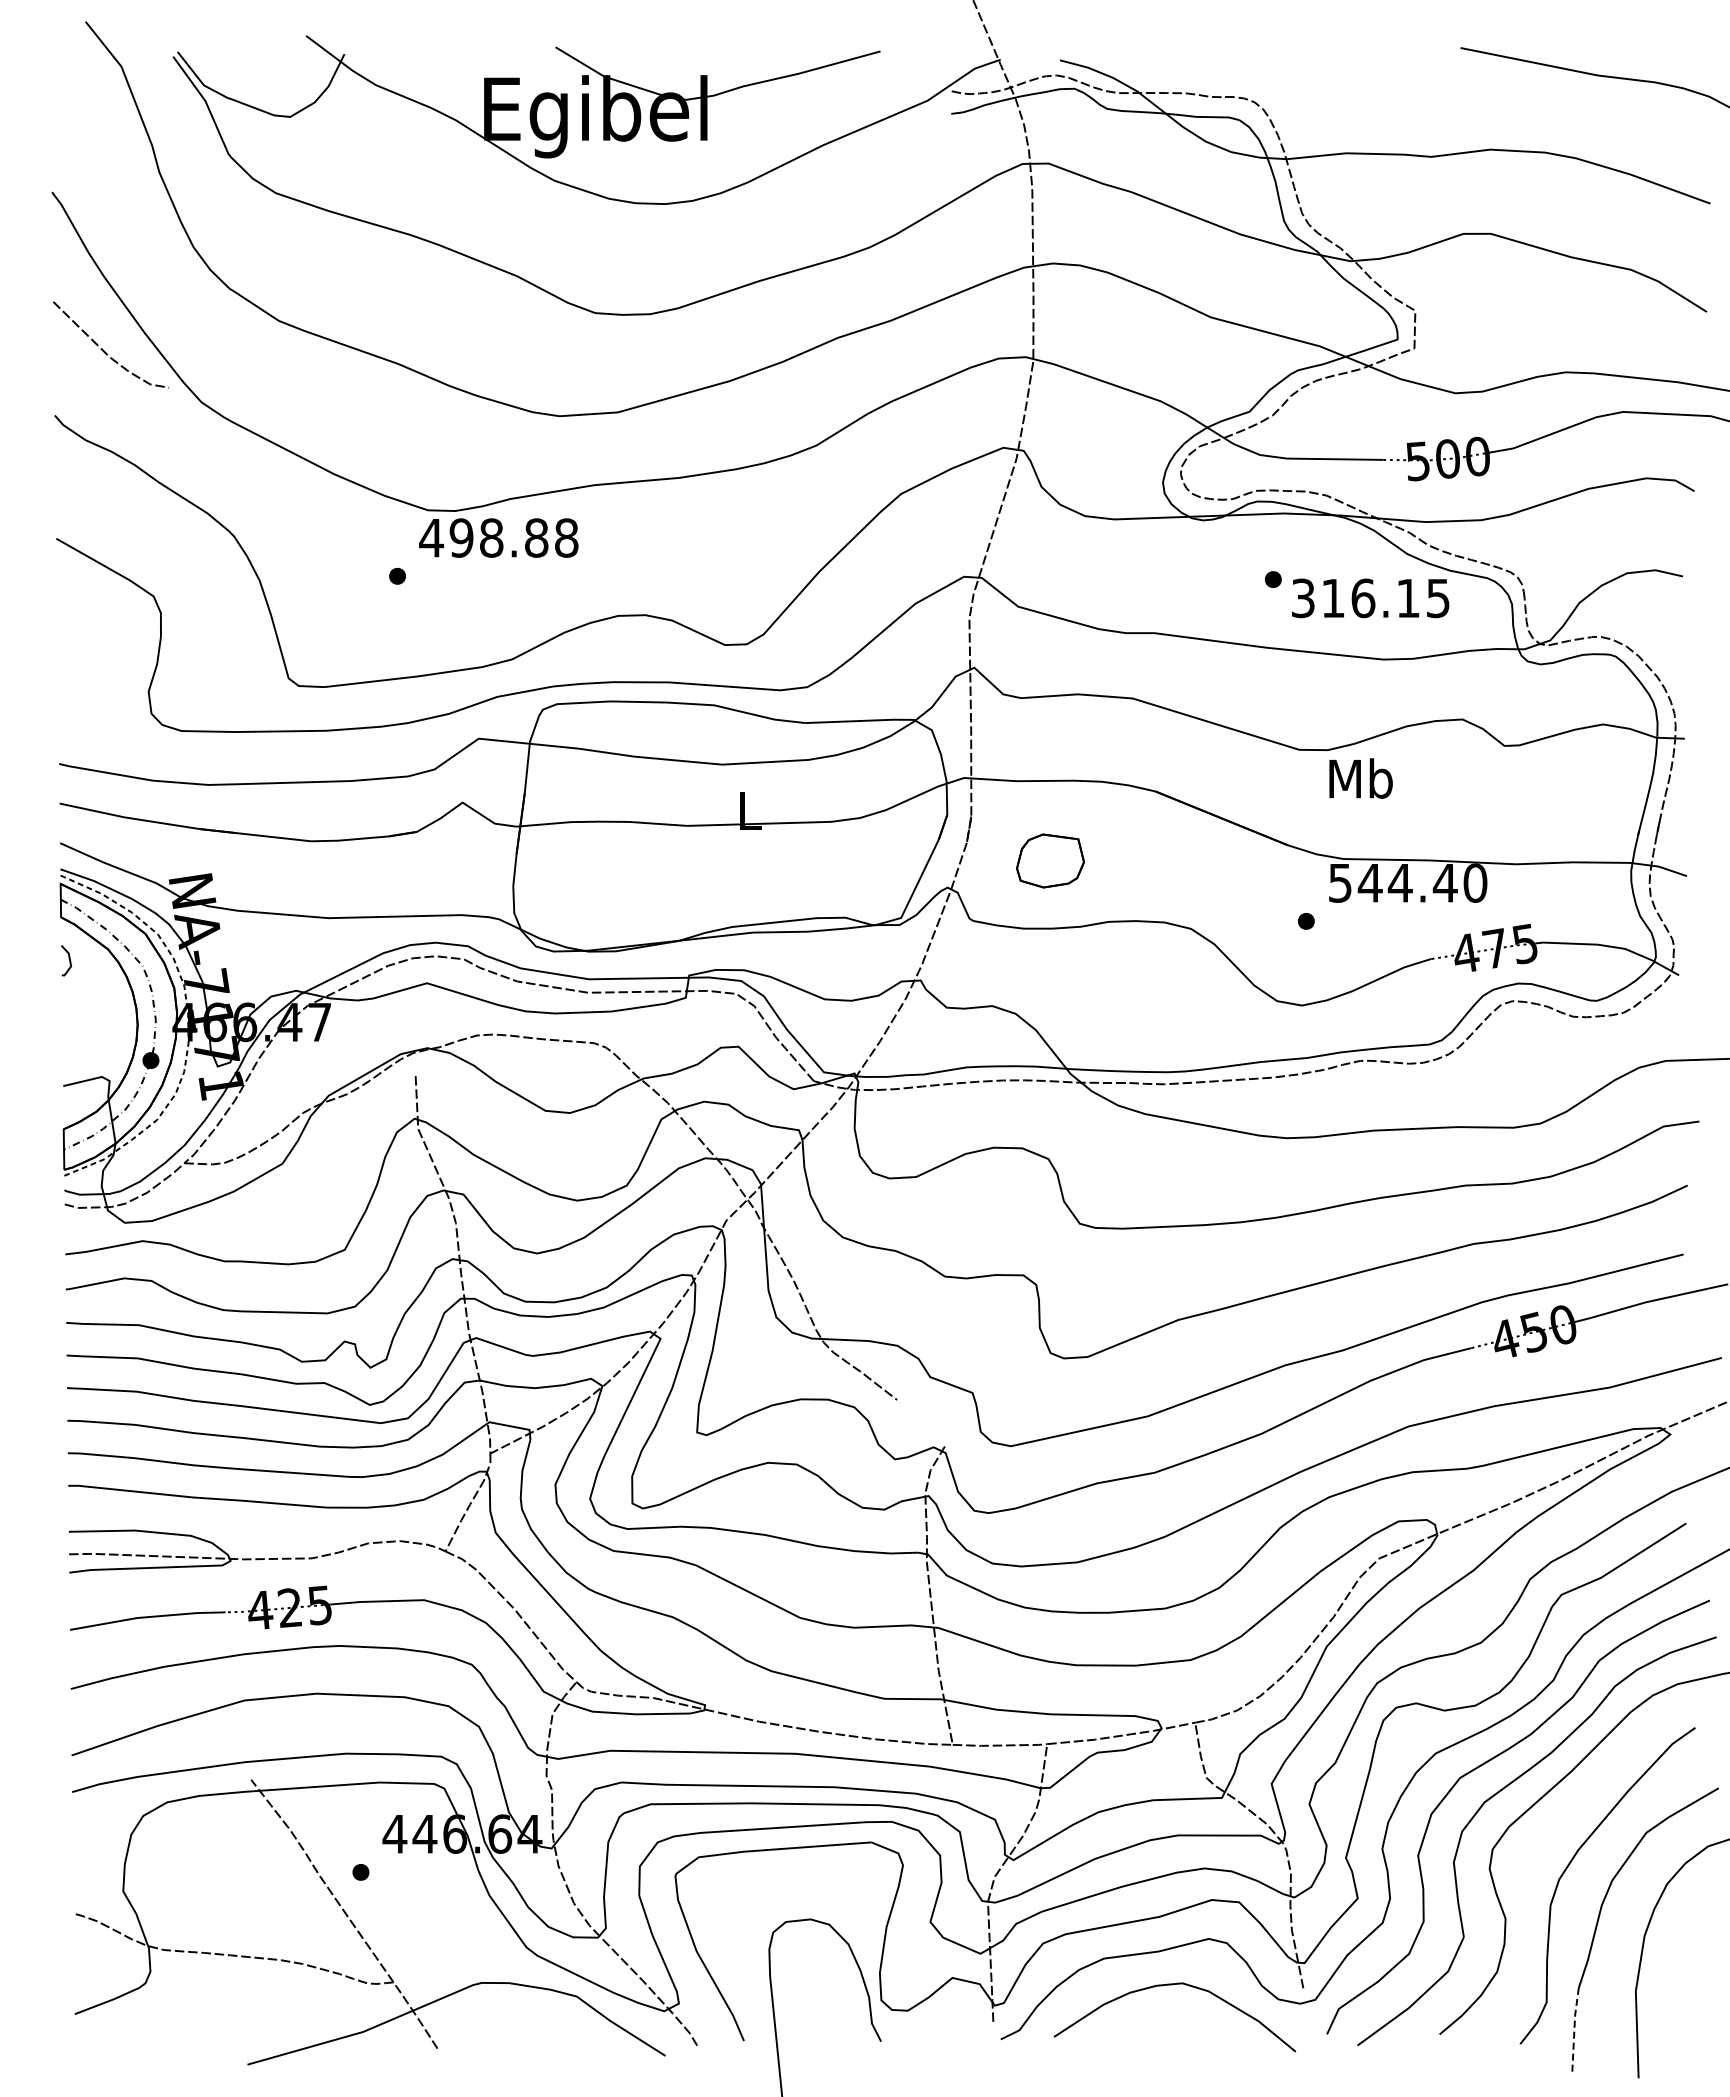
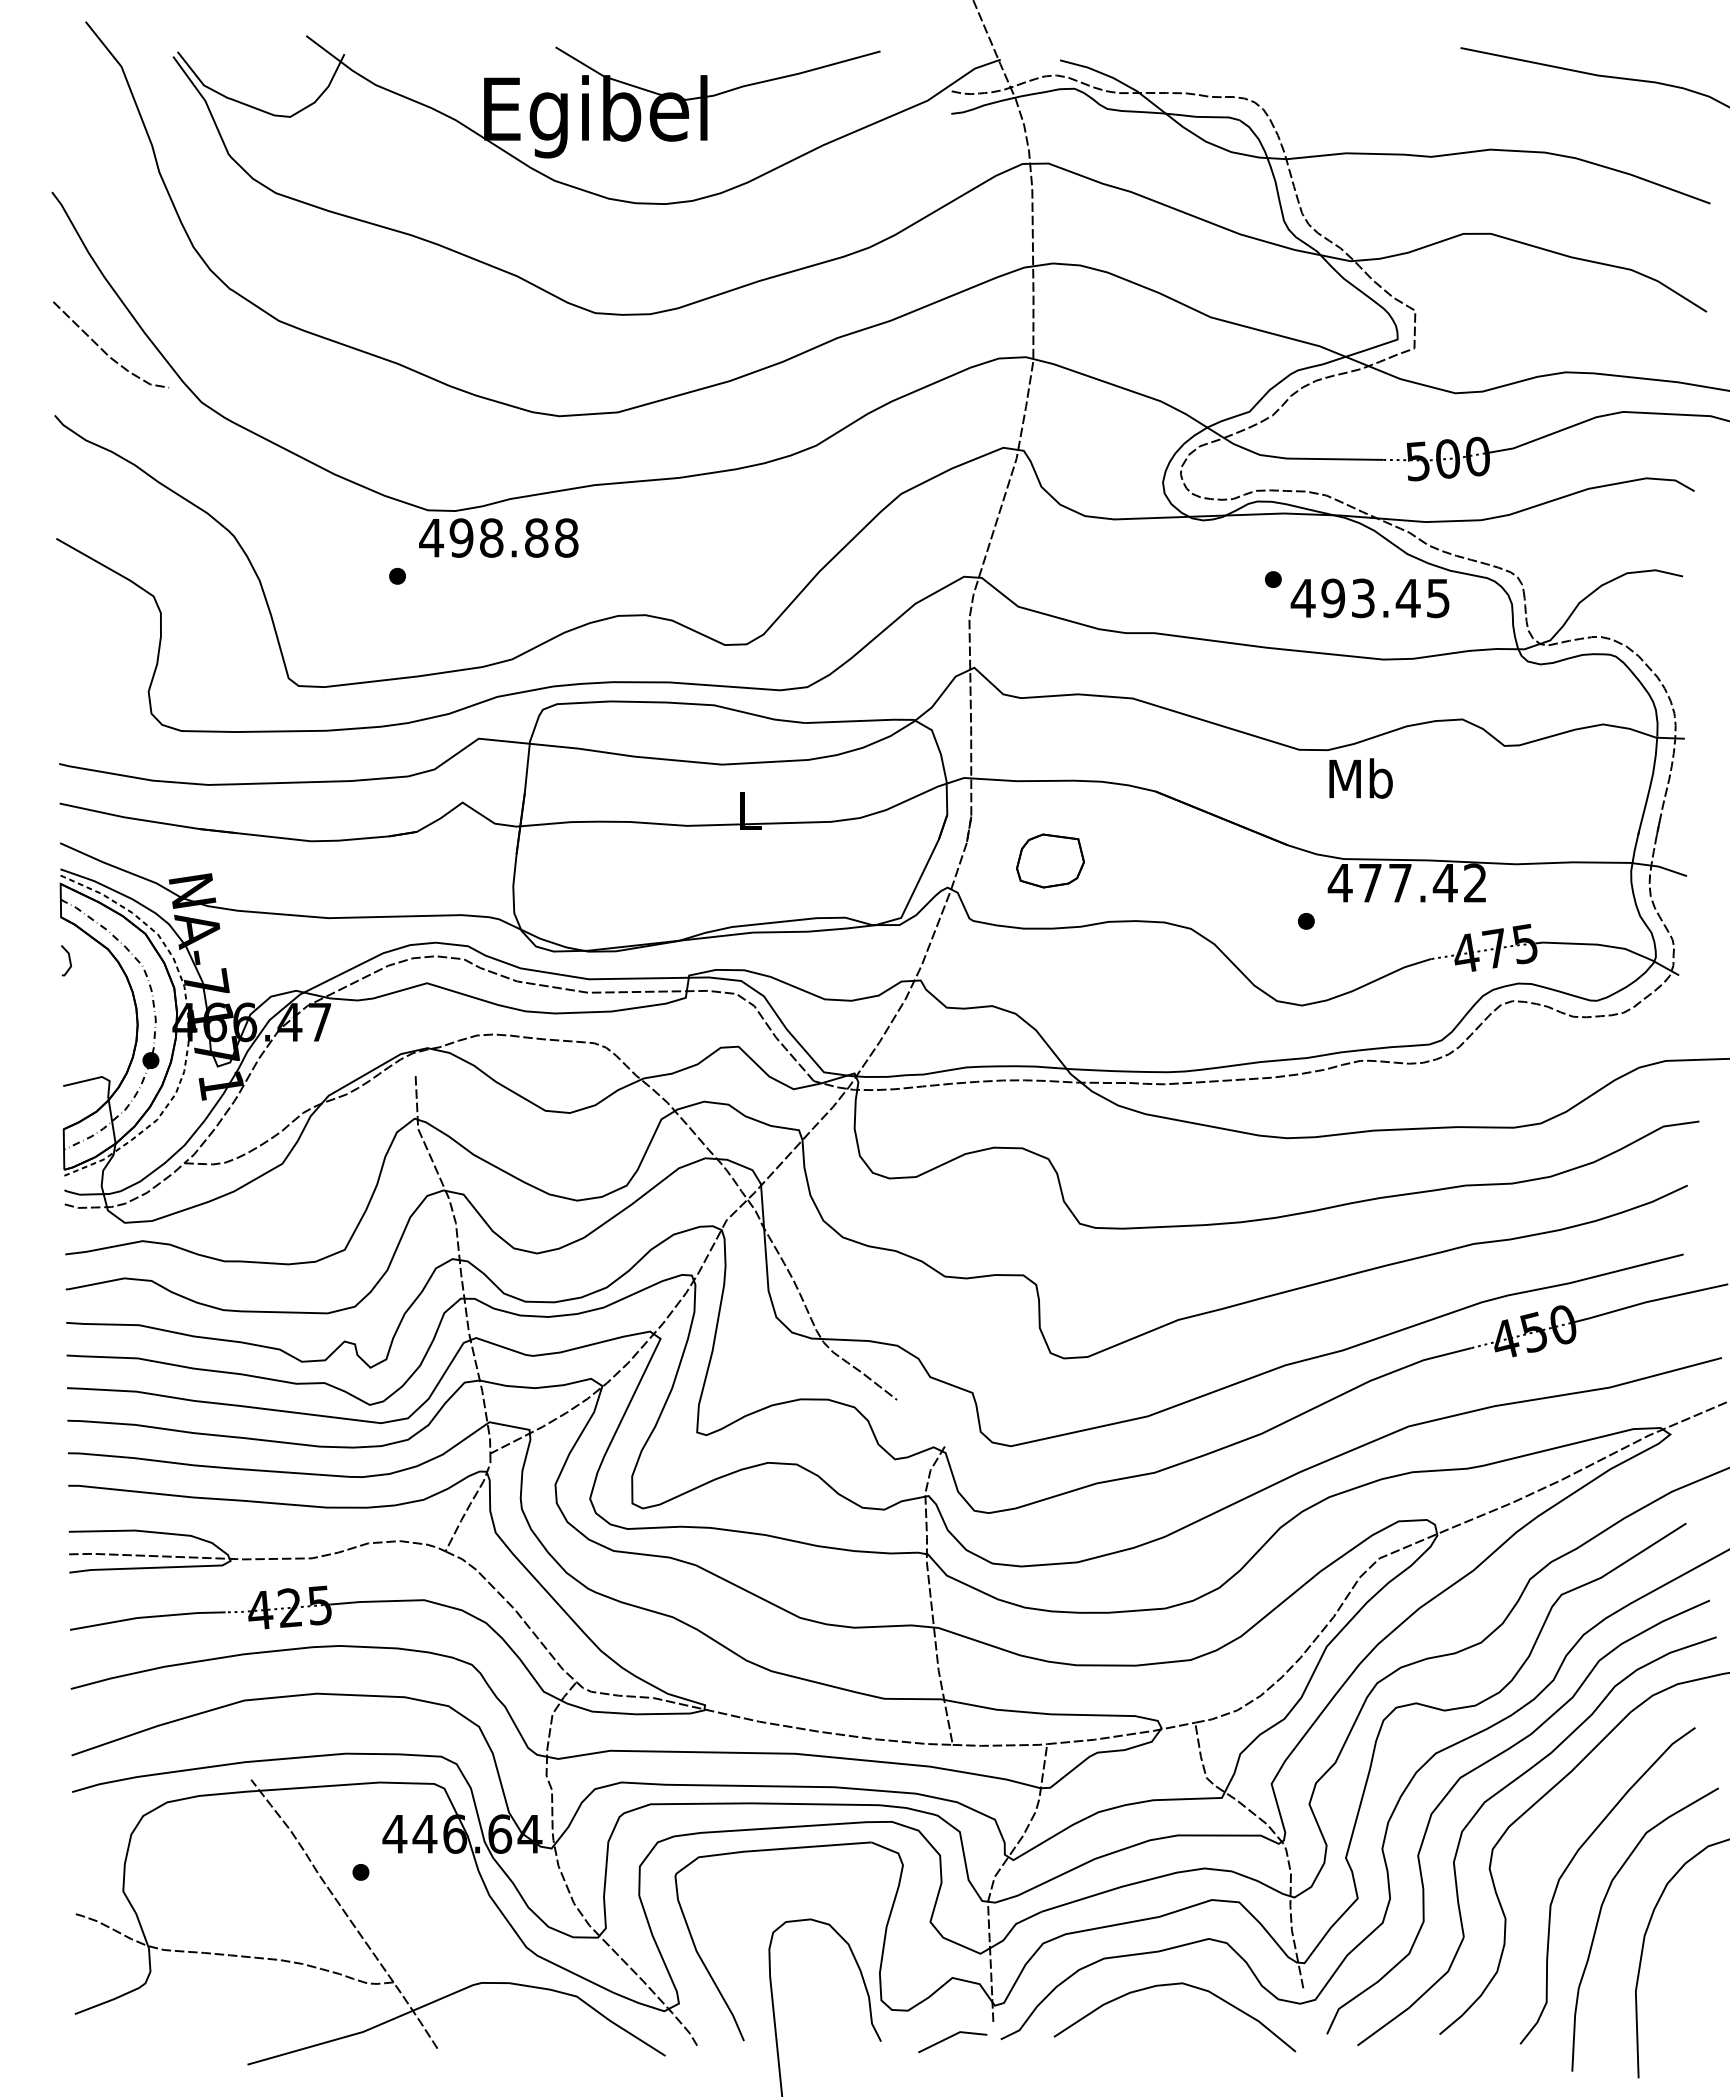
text: 316.15 -> 493.45 (1355, 598)
text: 544.40 -> 477.42 (1407, 882)
line: dashed -> solid (1574, 2028)
line: none -> present (949, 2038)
